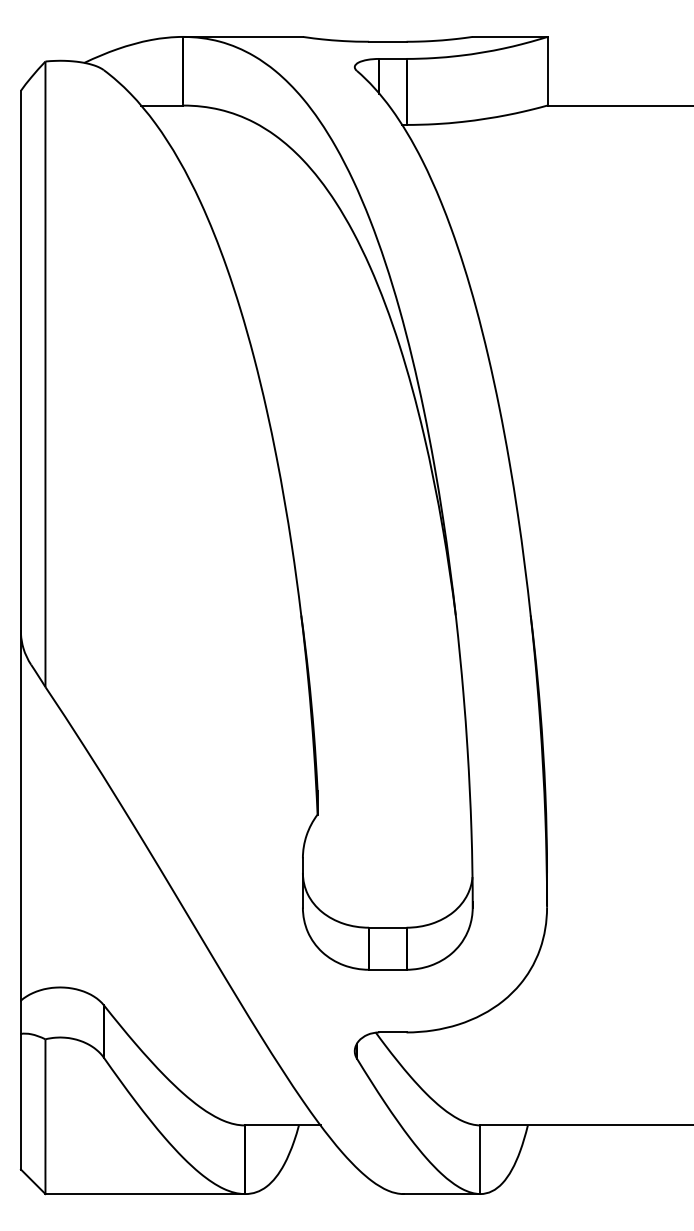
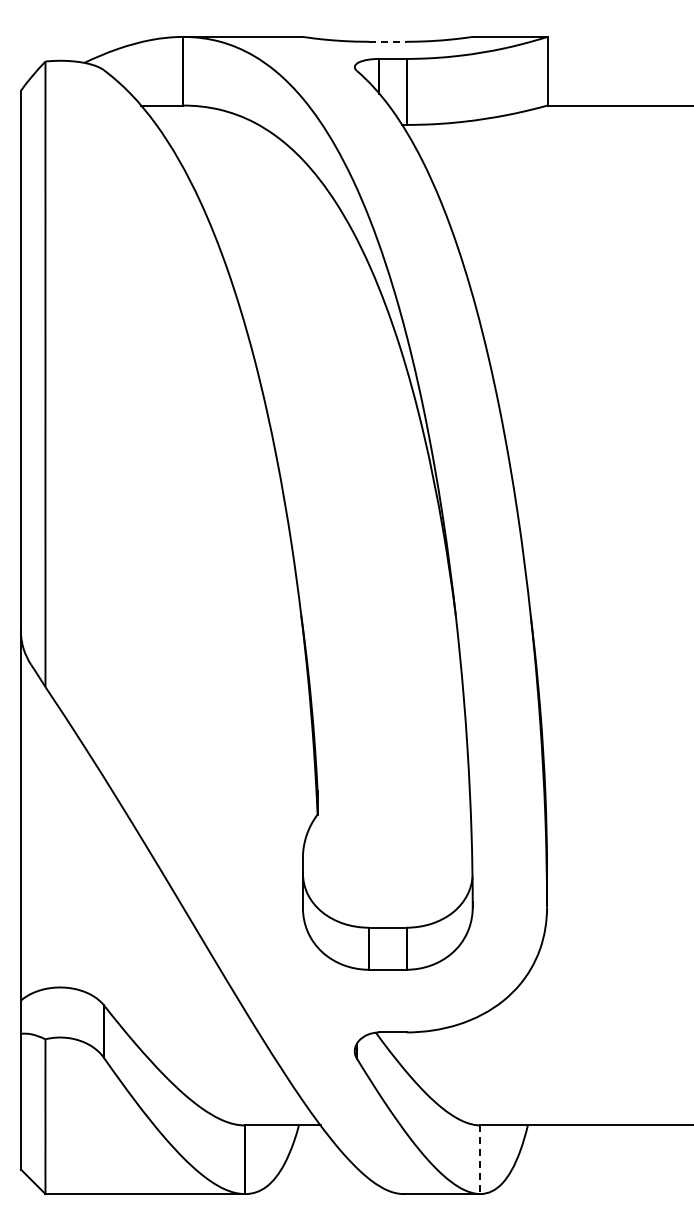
line: solid -> dashed (387, 41)
line: solid -> dashed (480, 1160)
